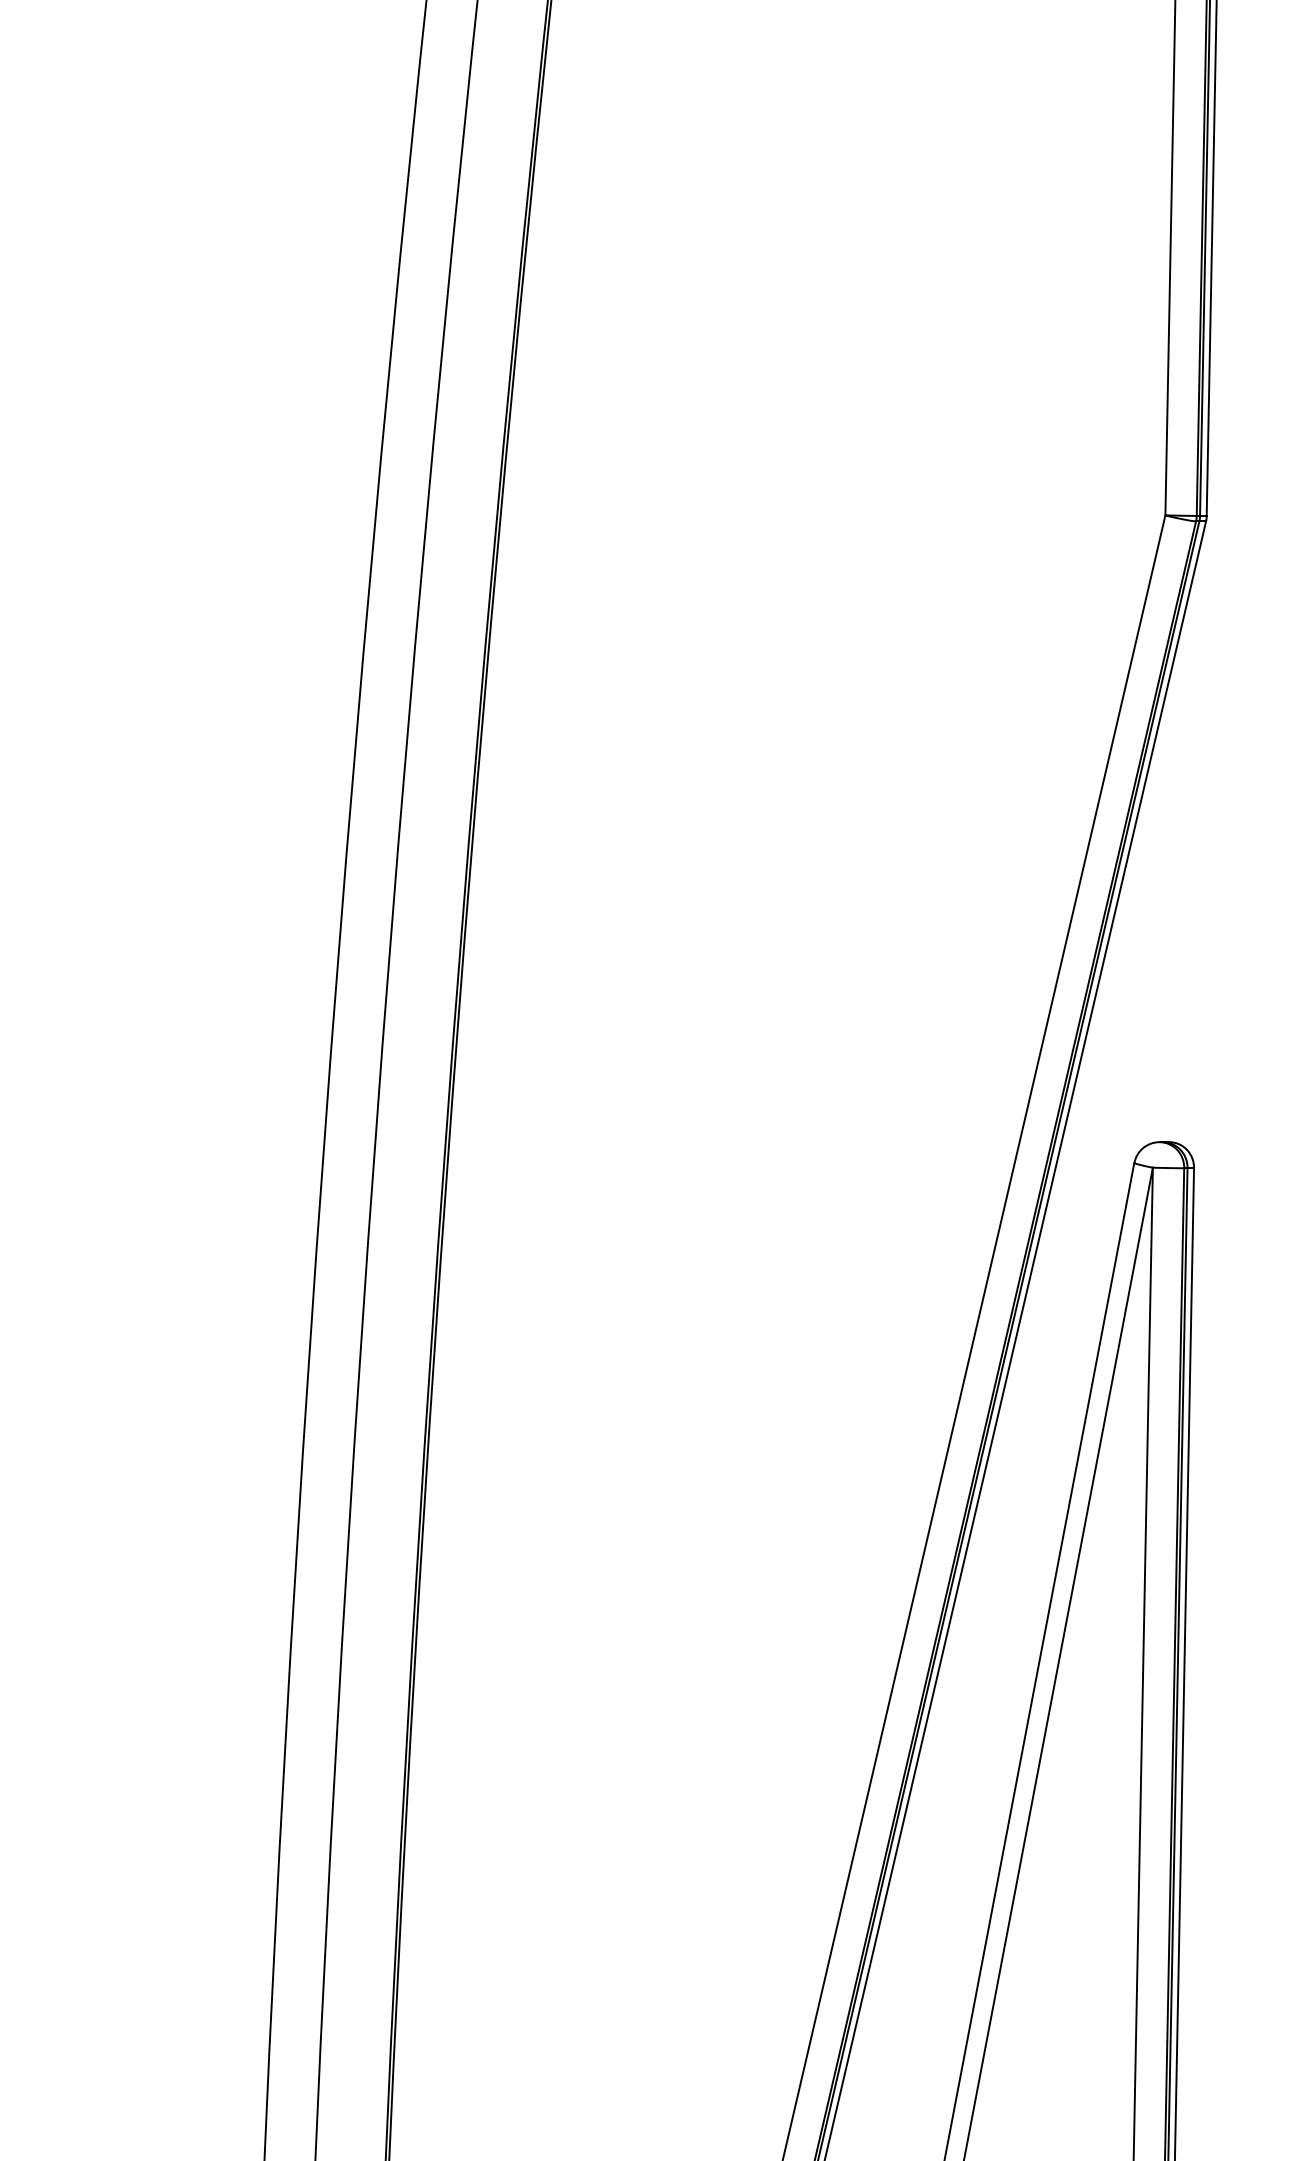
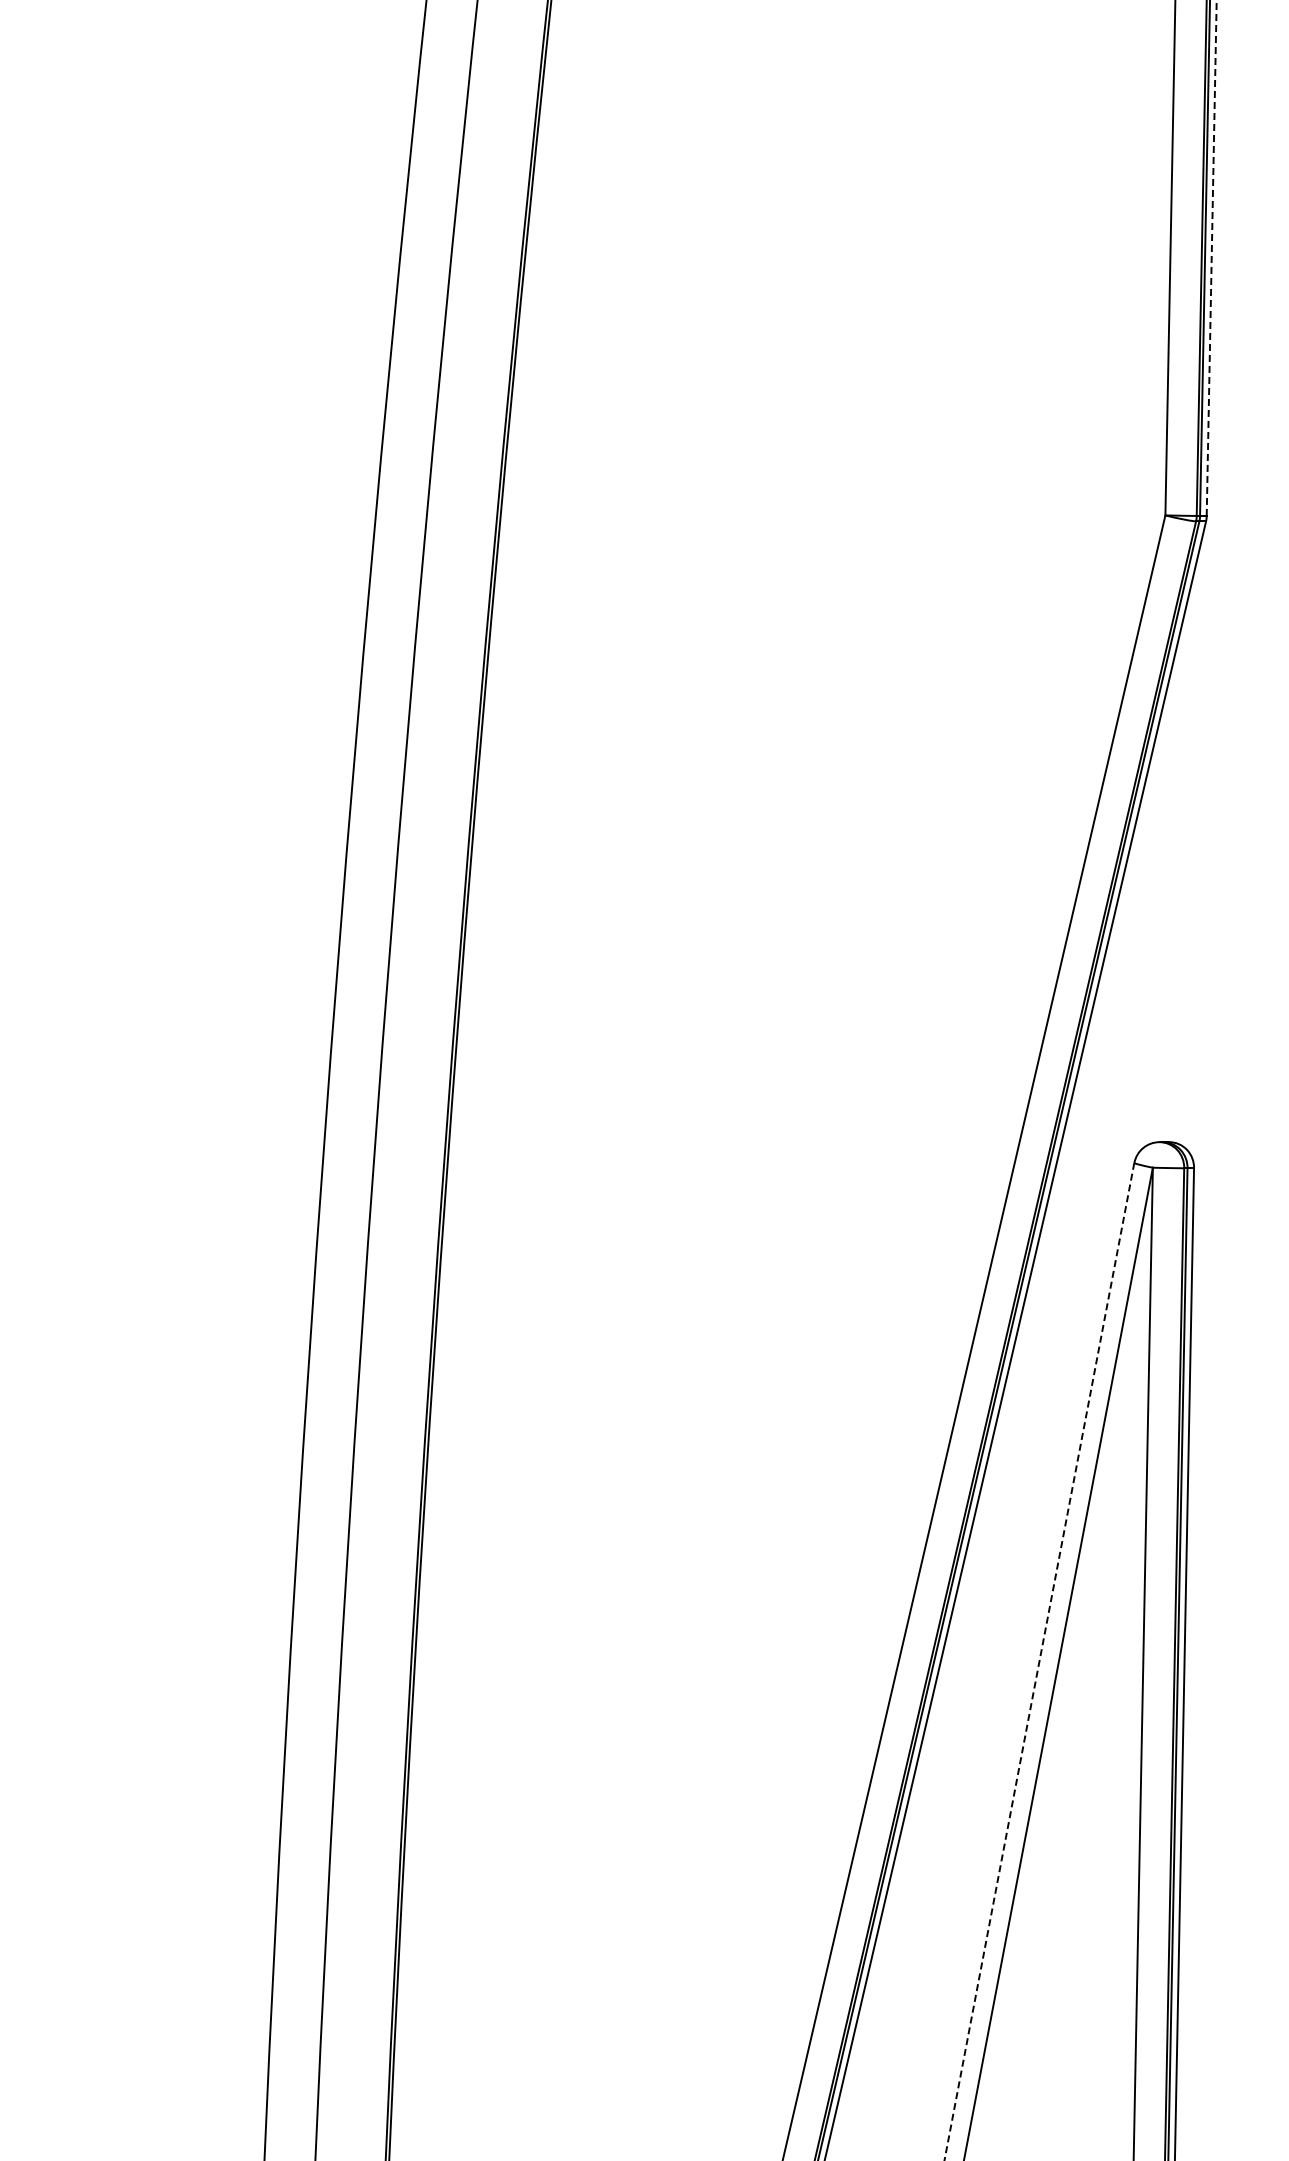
line: solid -> dashed (1211, 257)
line: solid -> dashed (1039, 1661)
